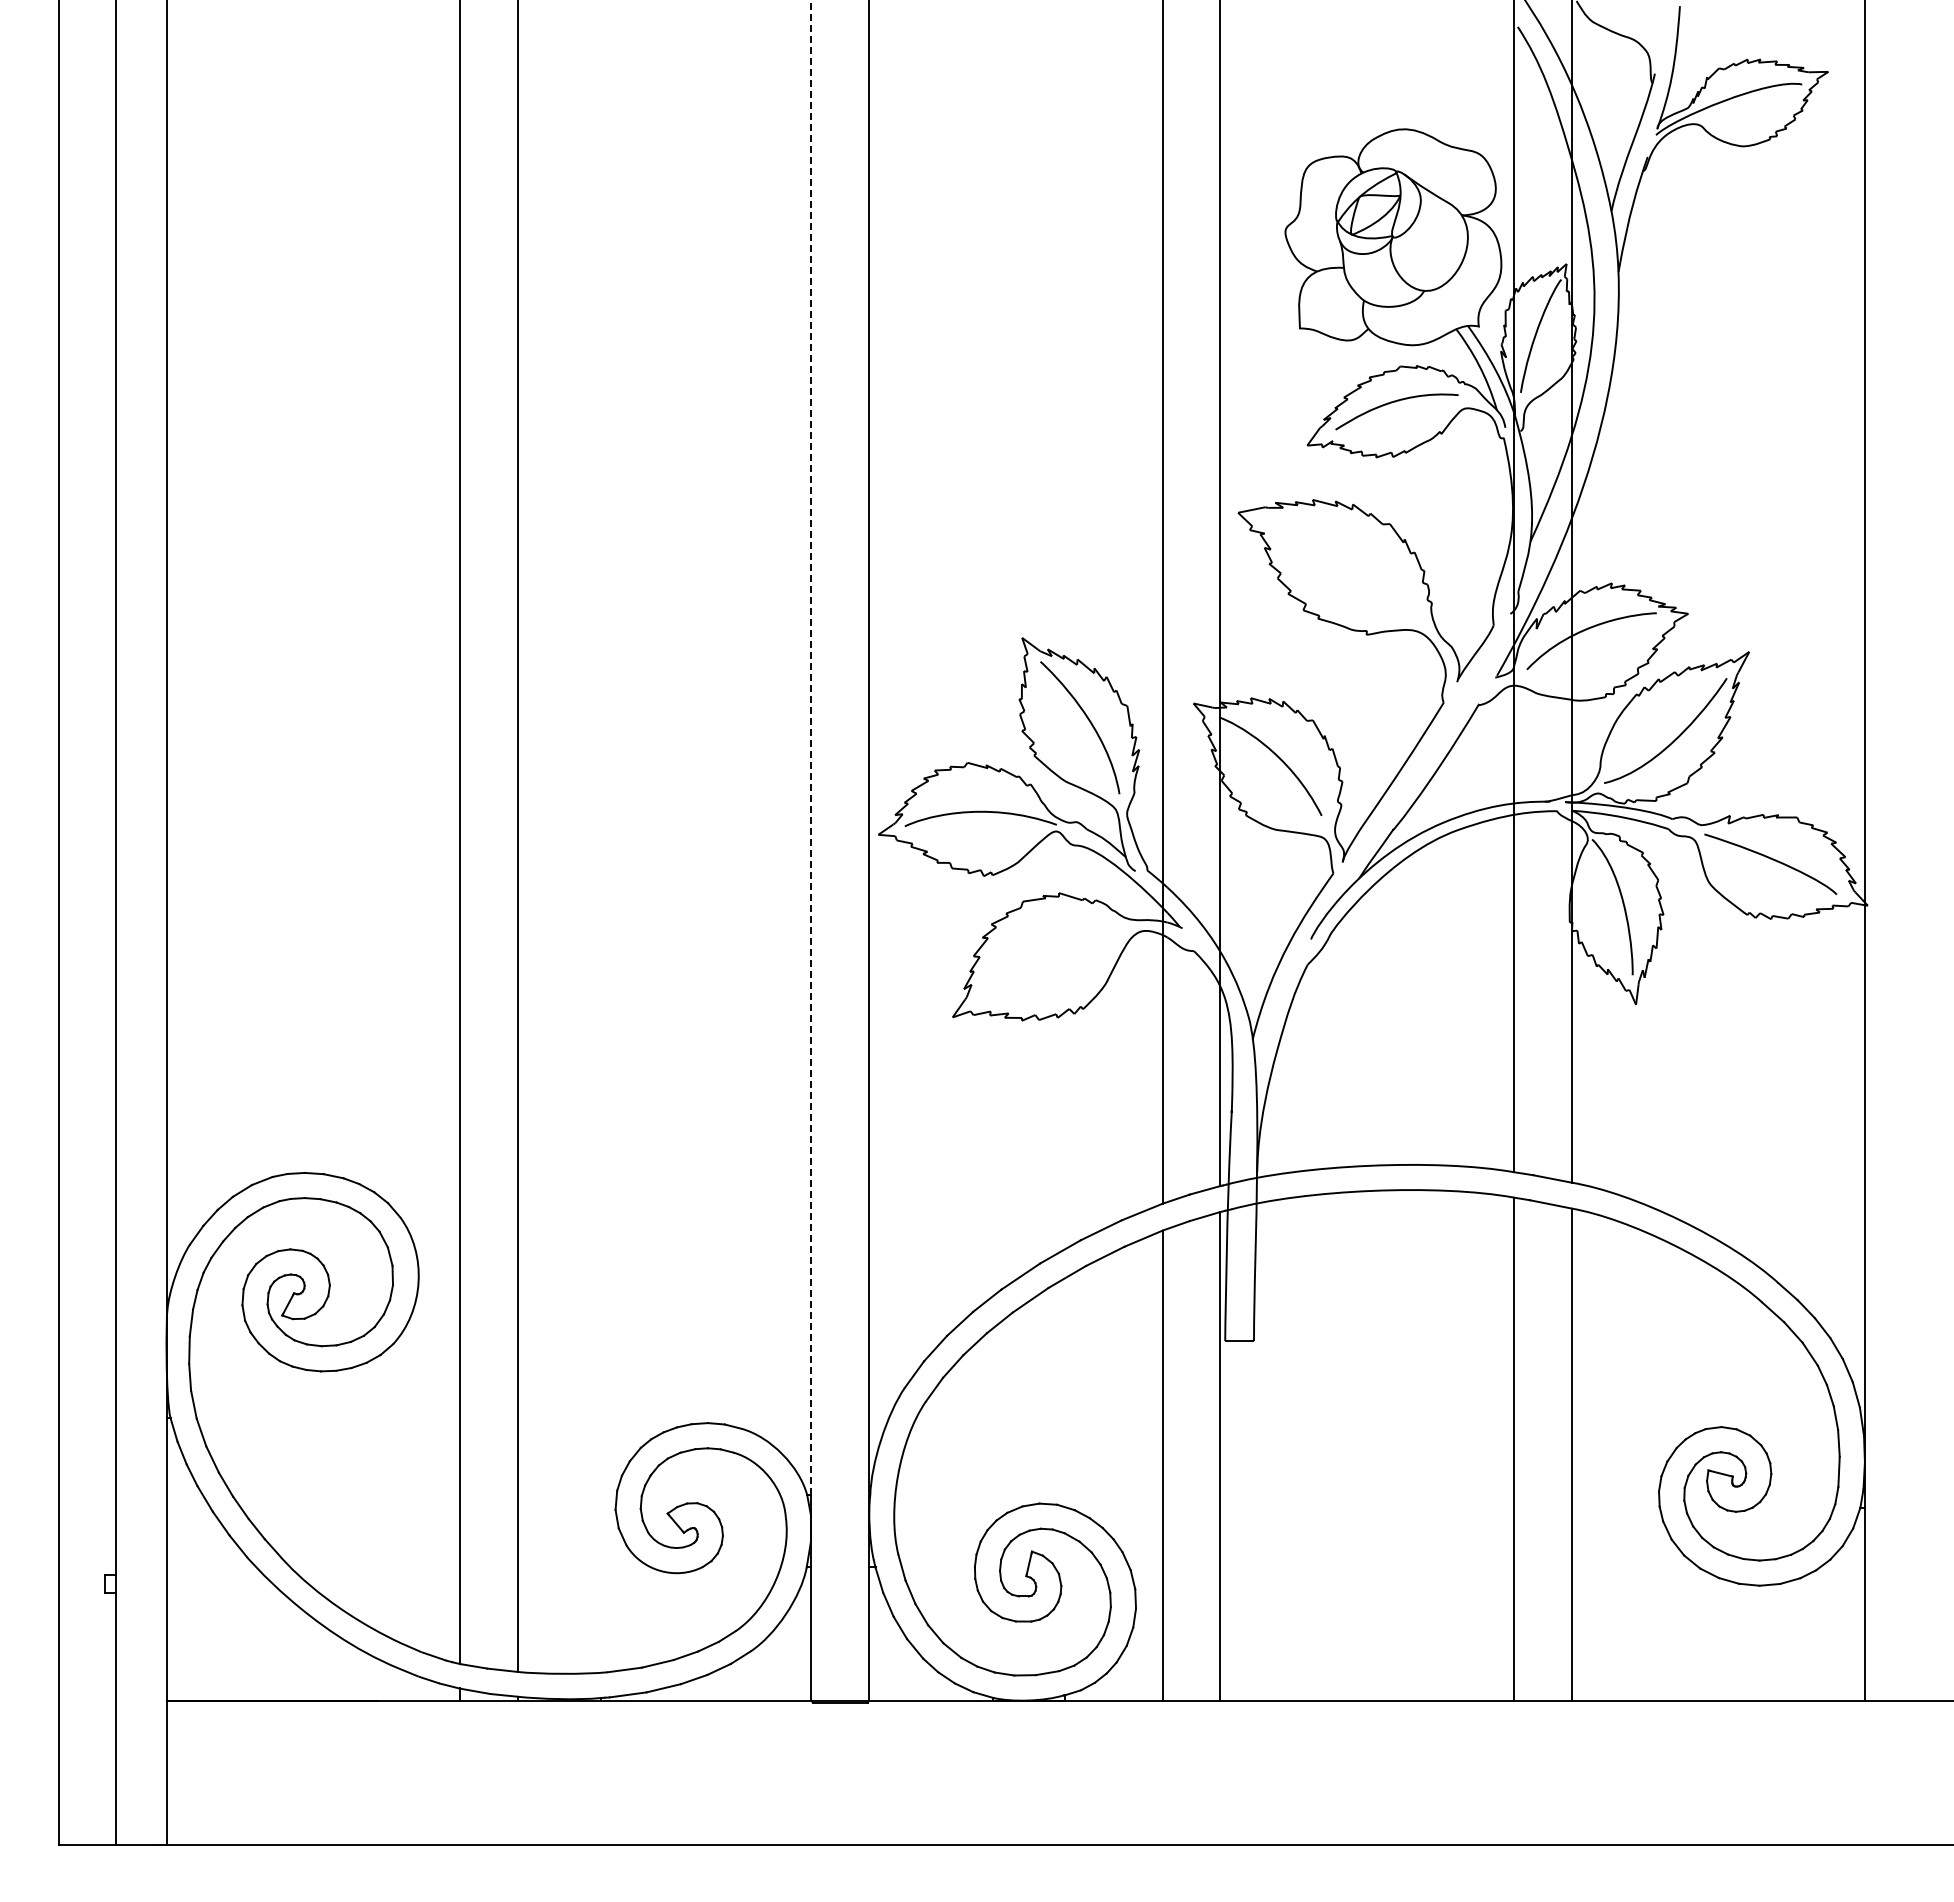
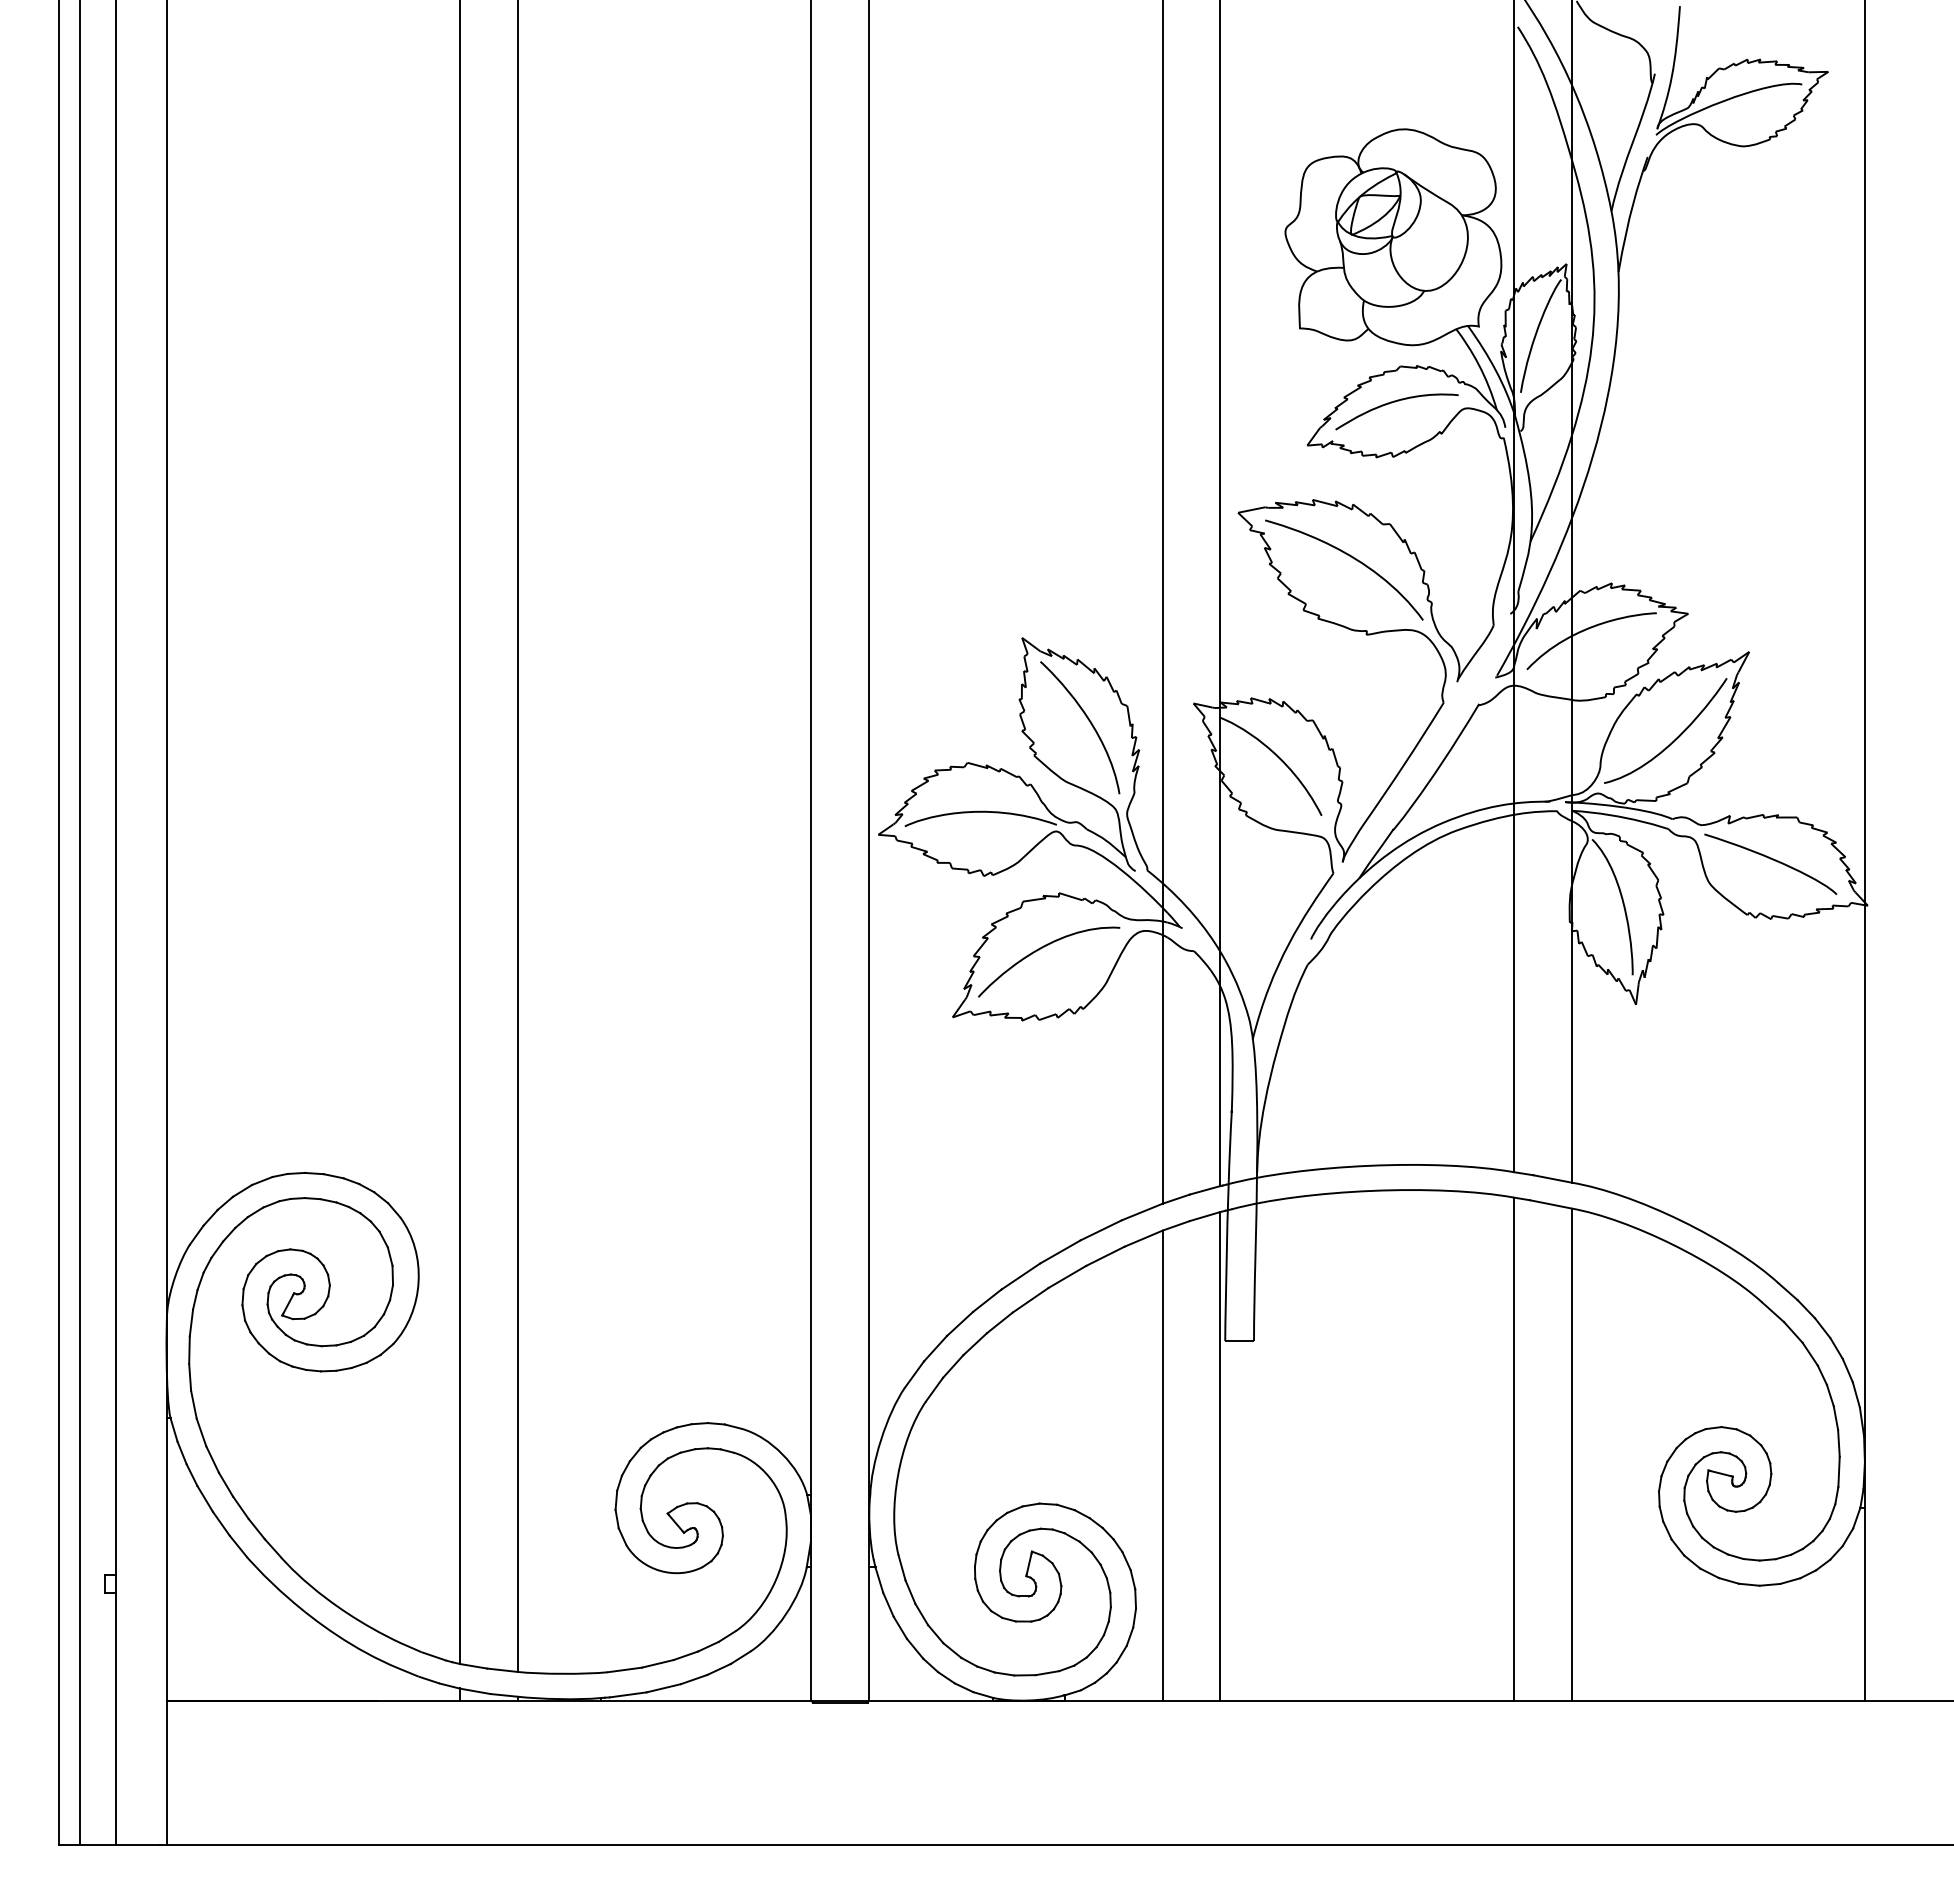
curve: none -> present (1350, 557)
line: dashed -> solid (811, 747)
line: none -> present (80, 923)
curve: none -> present (1042, 948)
